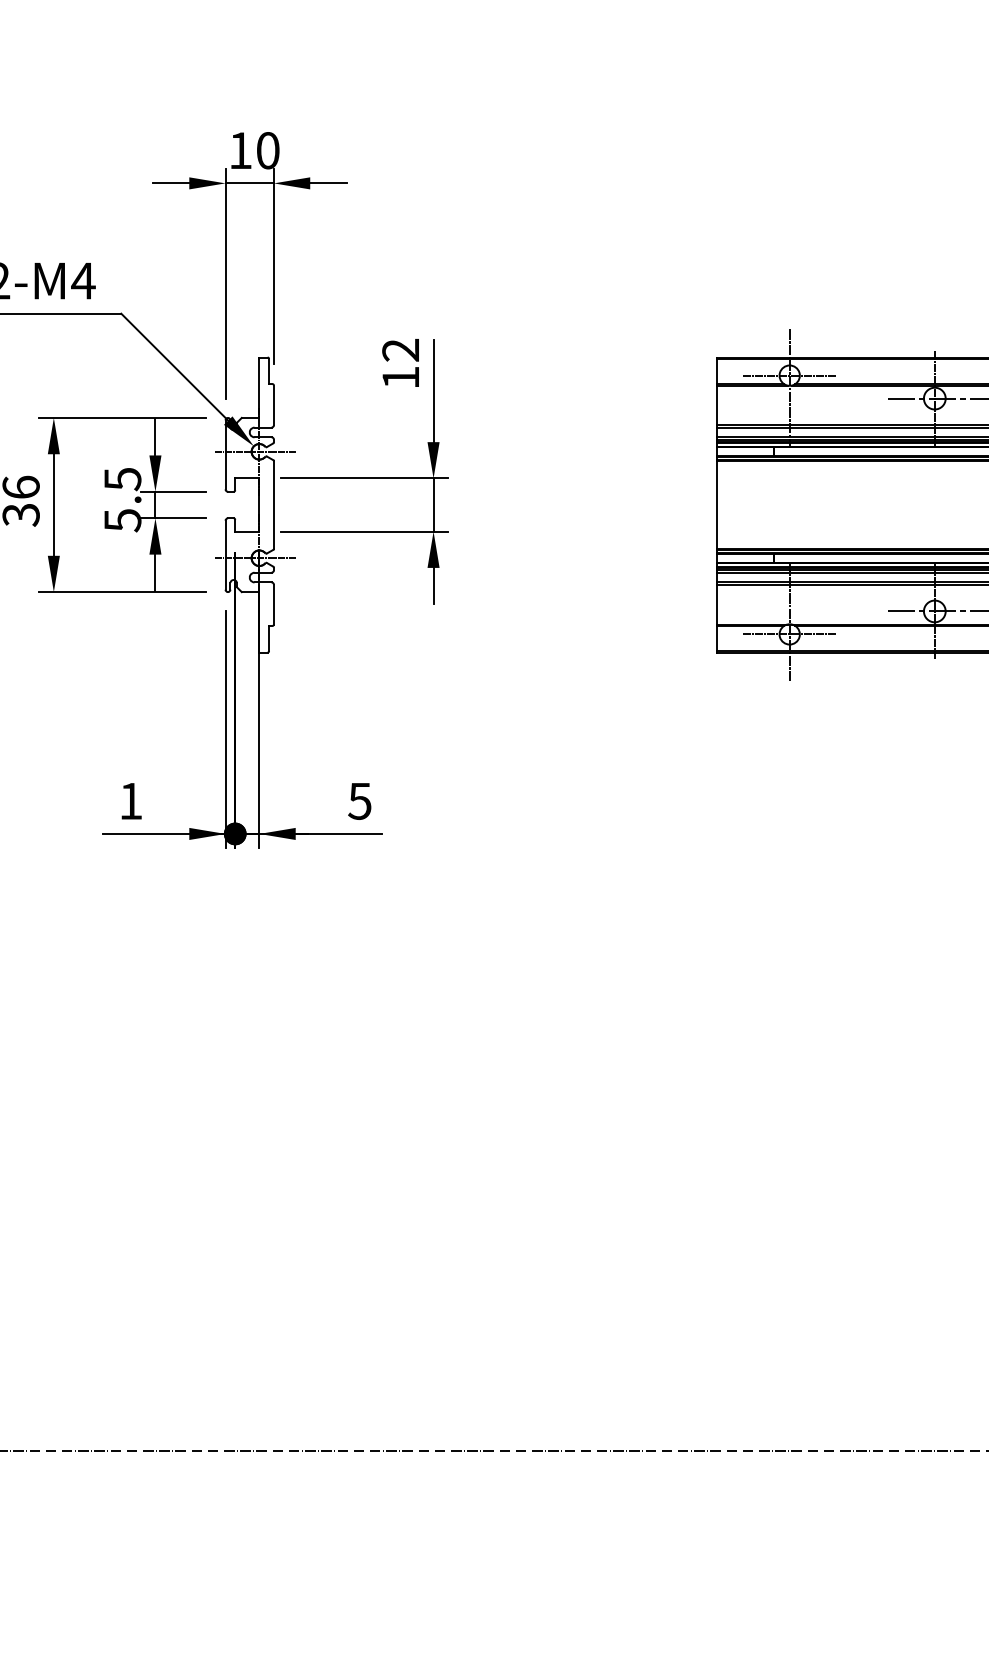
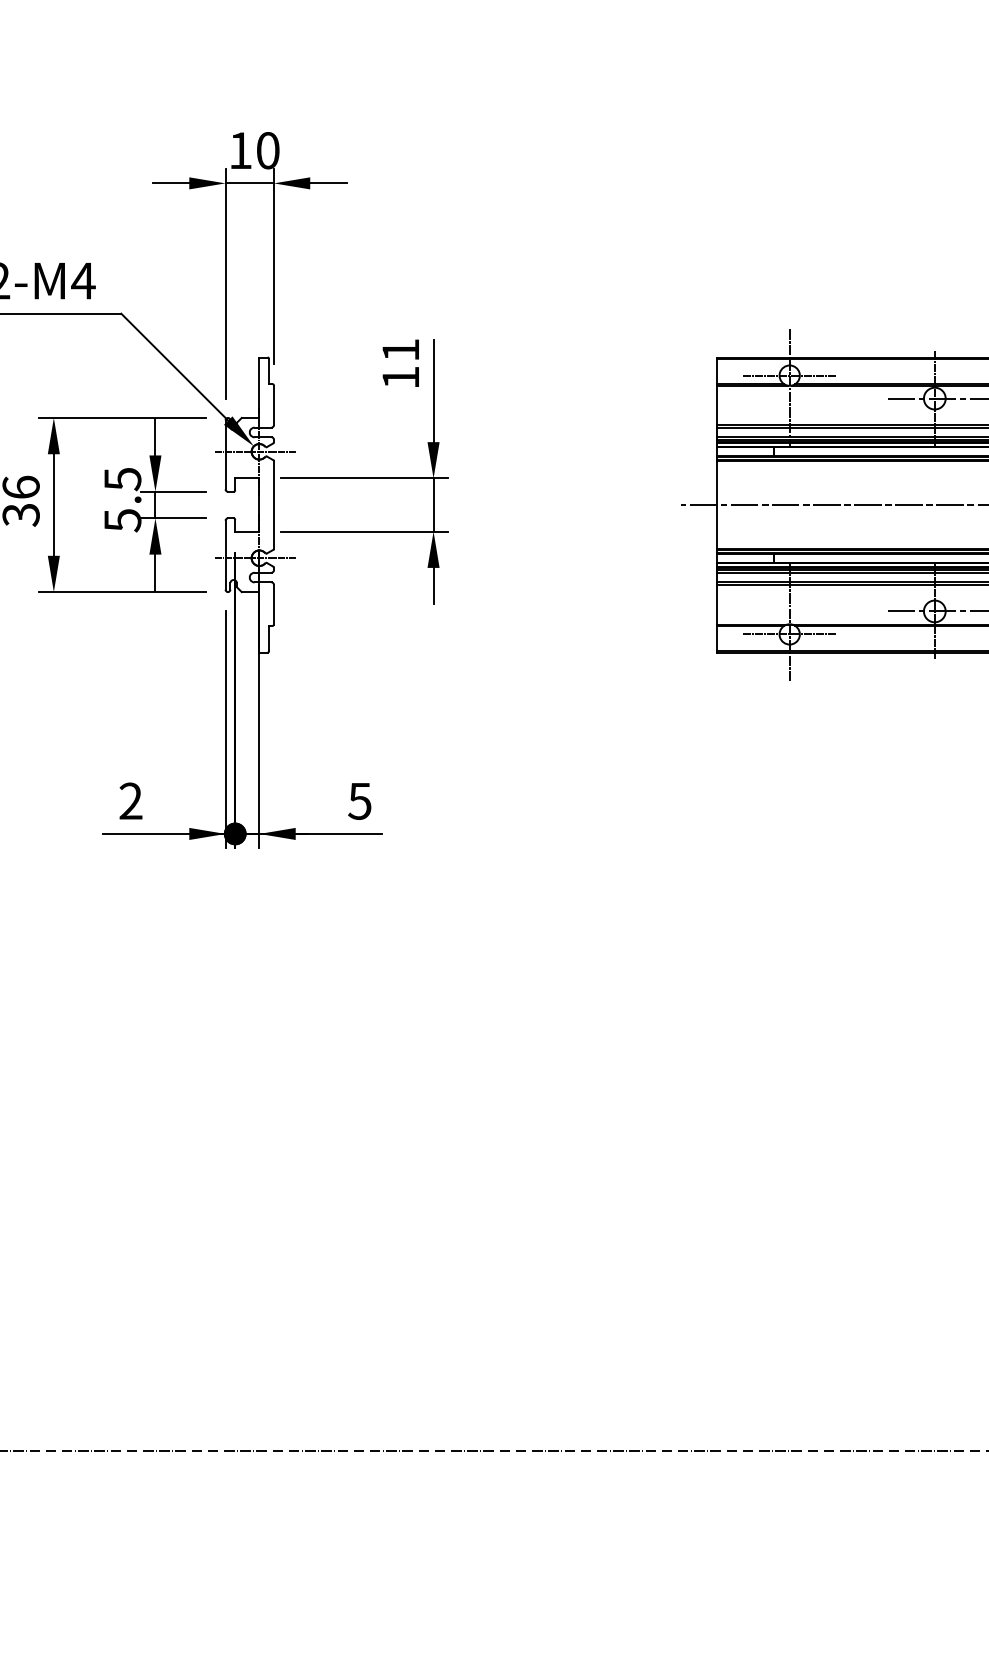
text: 12 -> 11 (400, 350)
line: none -> present (832, 505)
text: 1 -> 2 (130, 800)
